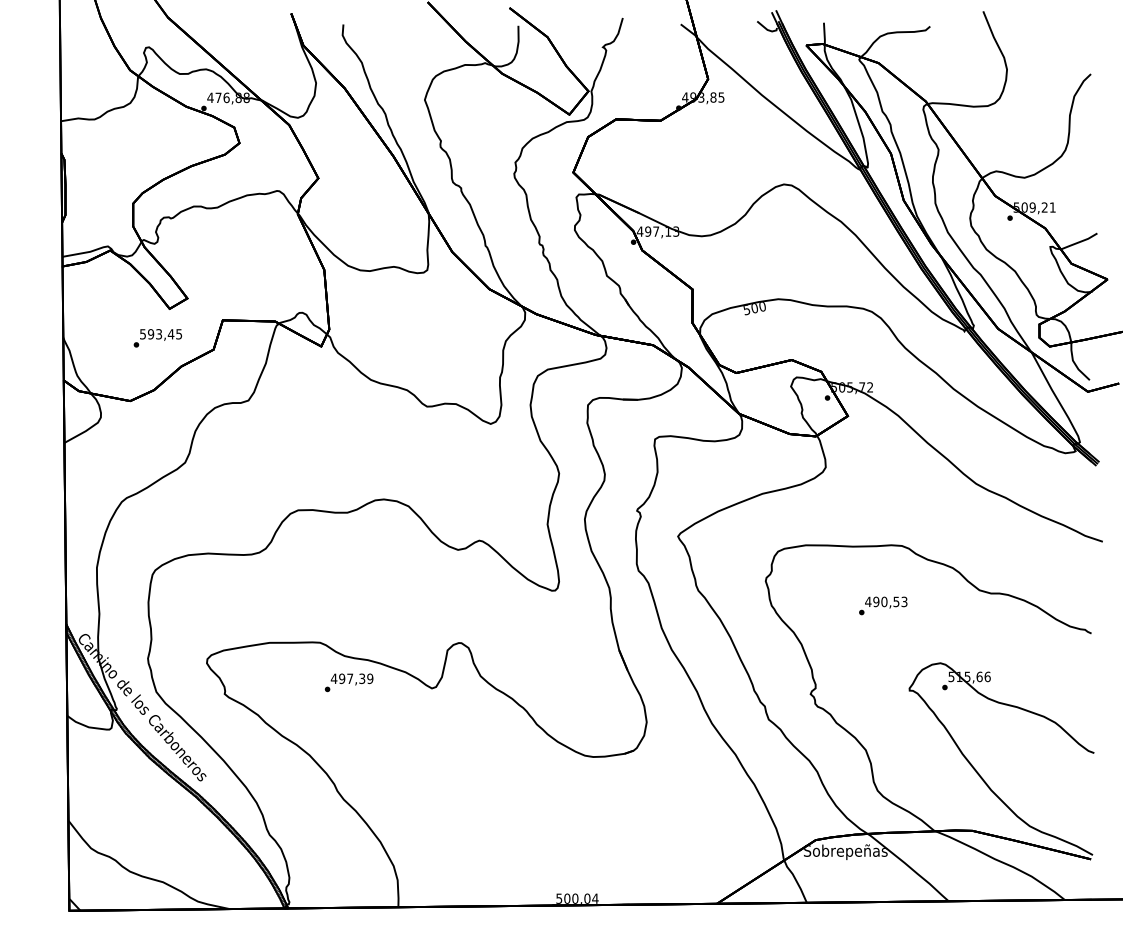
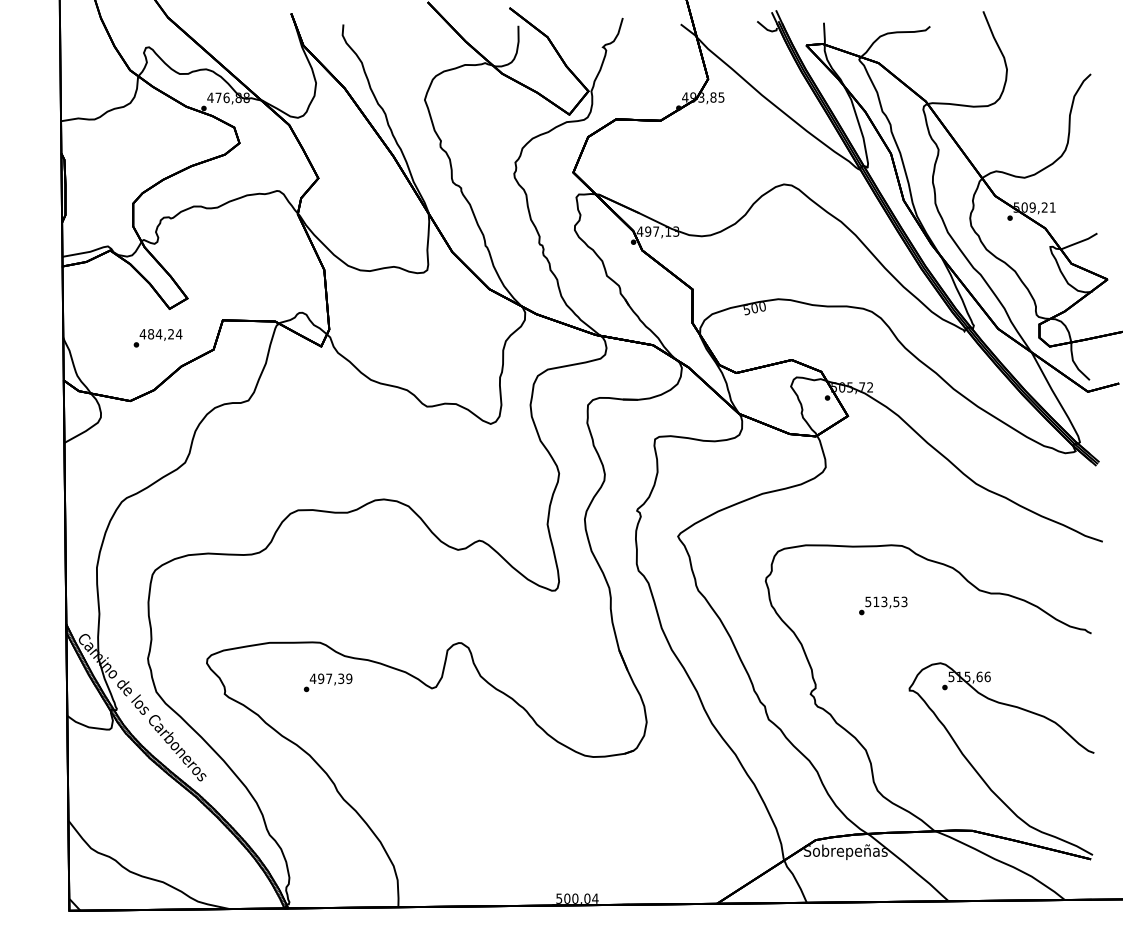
text: 593,45 -> 484,24 (160, 334)
text: 490,53 -> 513,53 (876, 601)
text position: (348, 682) -> (327, 682) (327, 682)
